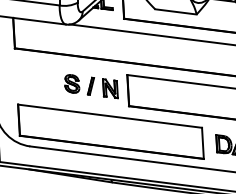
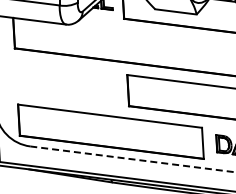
line: present -> none (150, 34)
part: present -> none (91, 86)
line: solid -> dashed (133, 159)
